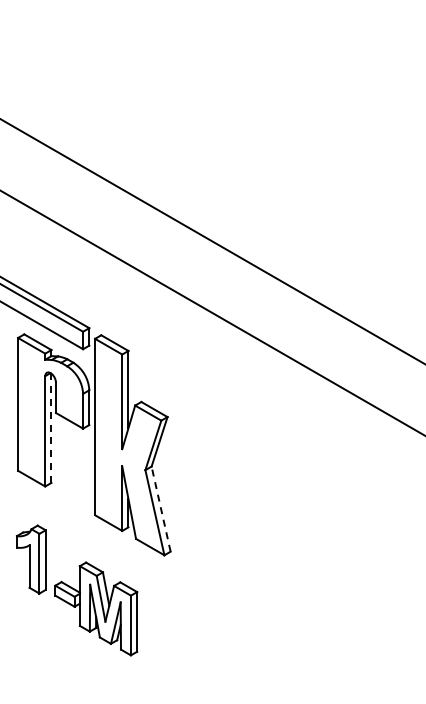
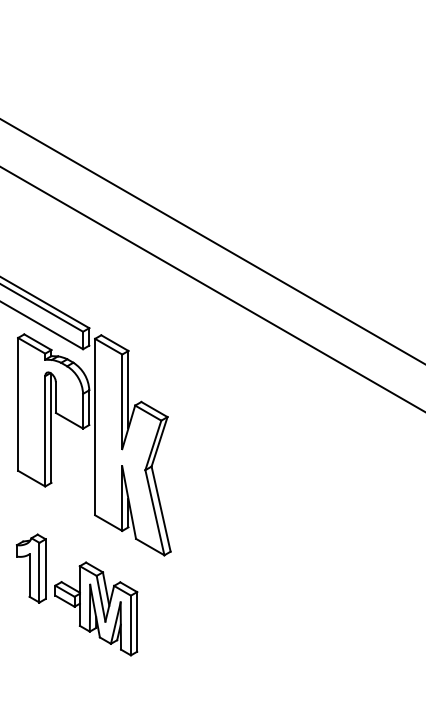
line position: (212, 312) -> (212, 289) (212, 289)
line: dashed -> solid (51, 428)
line: dashed -> solid (161, 509)
part position: (31, 559) -> (31, 568) (31, 568)
